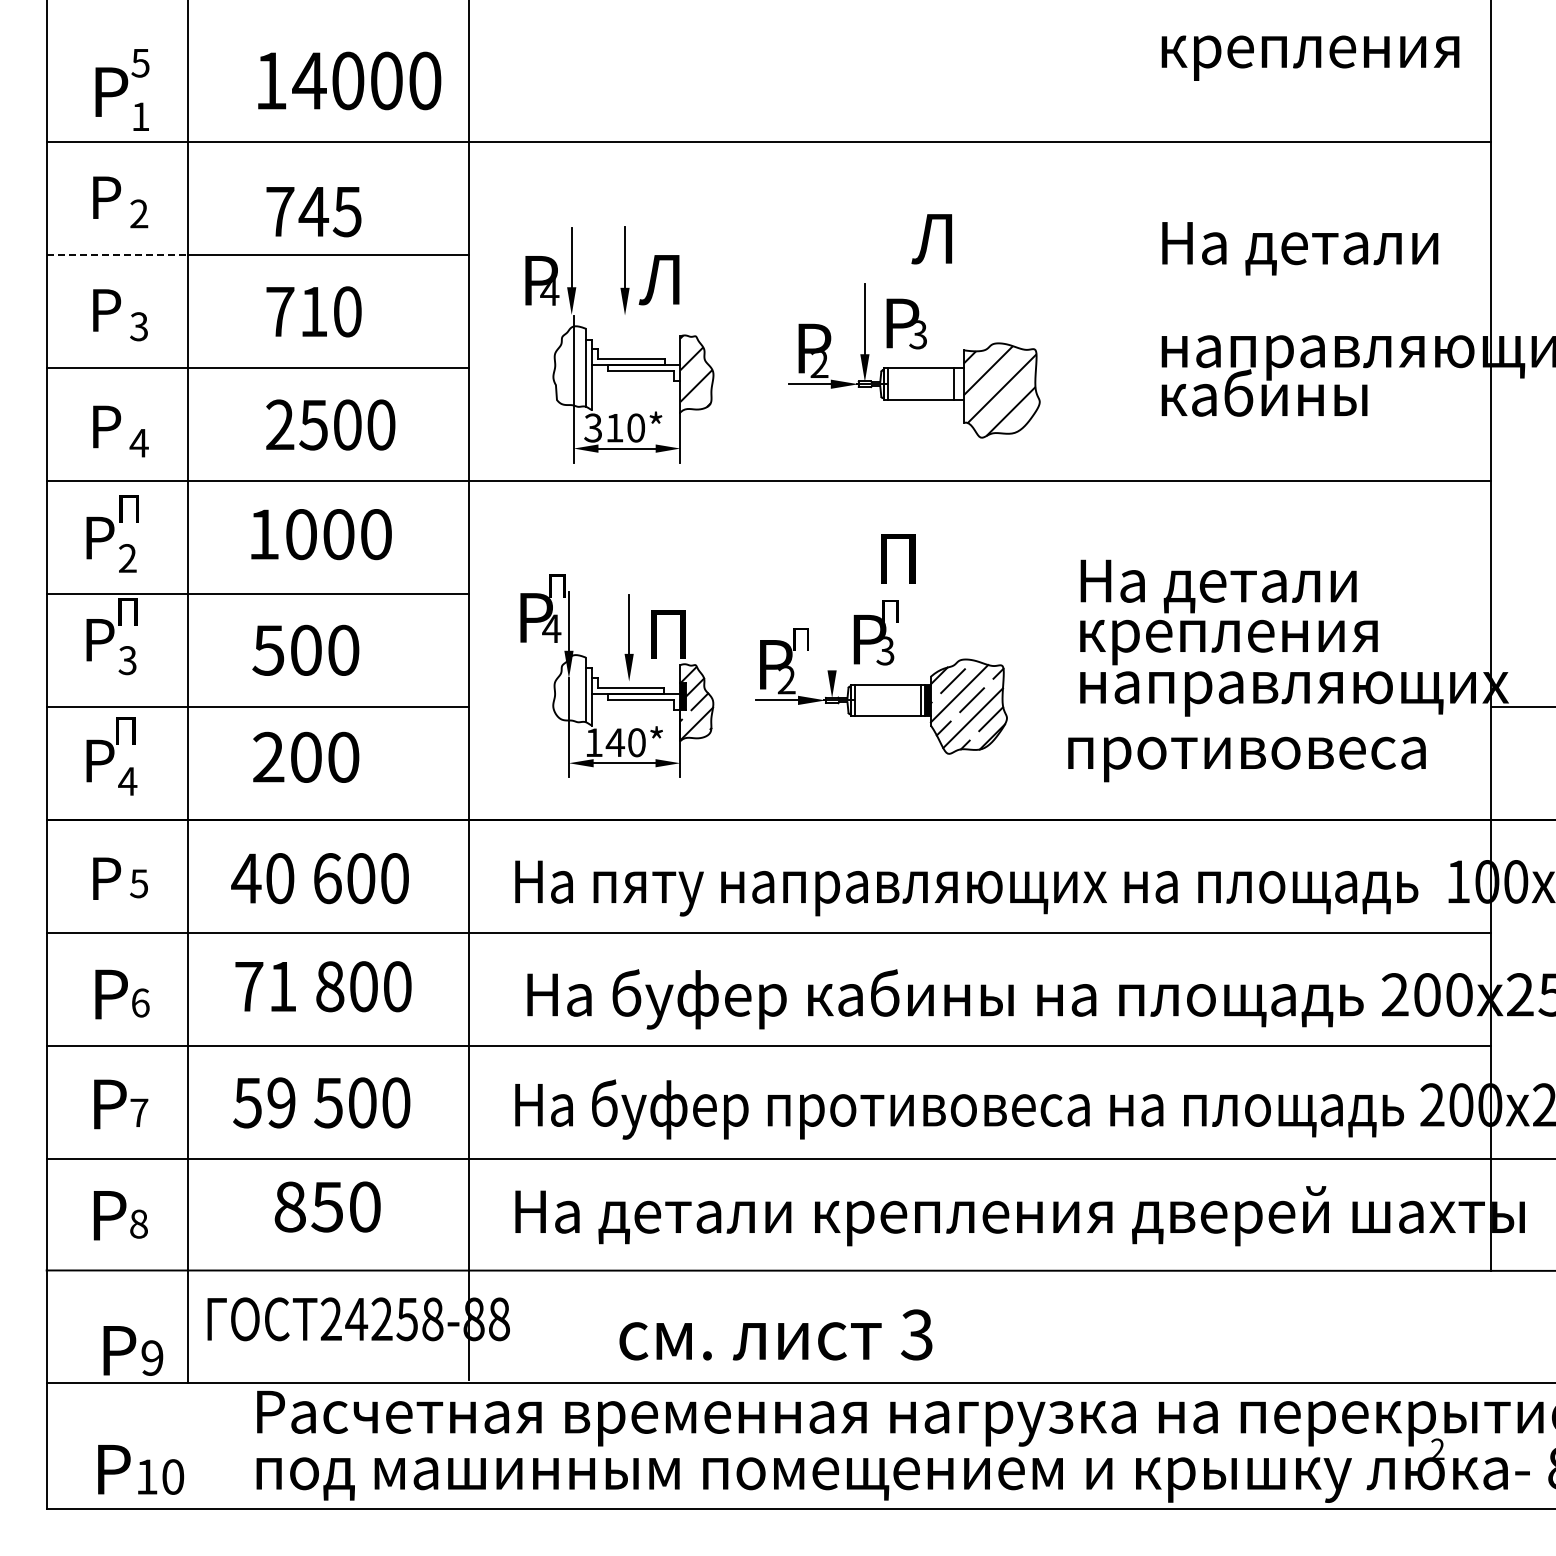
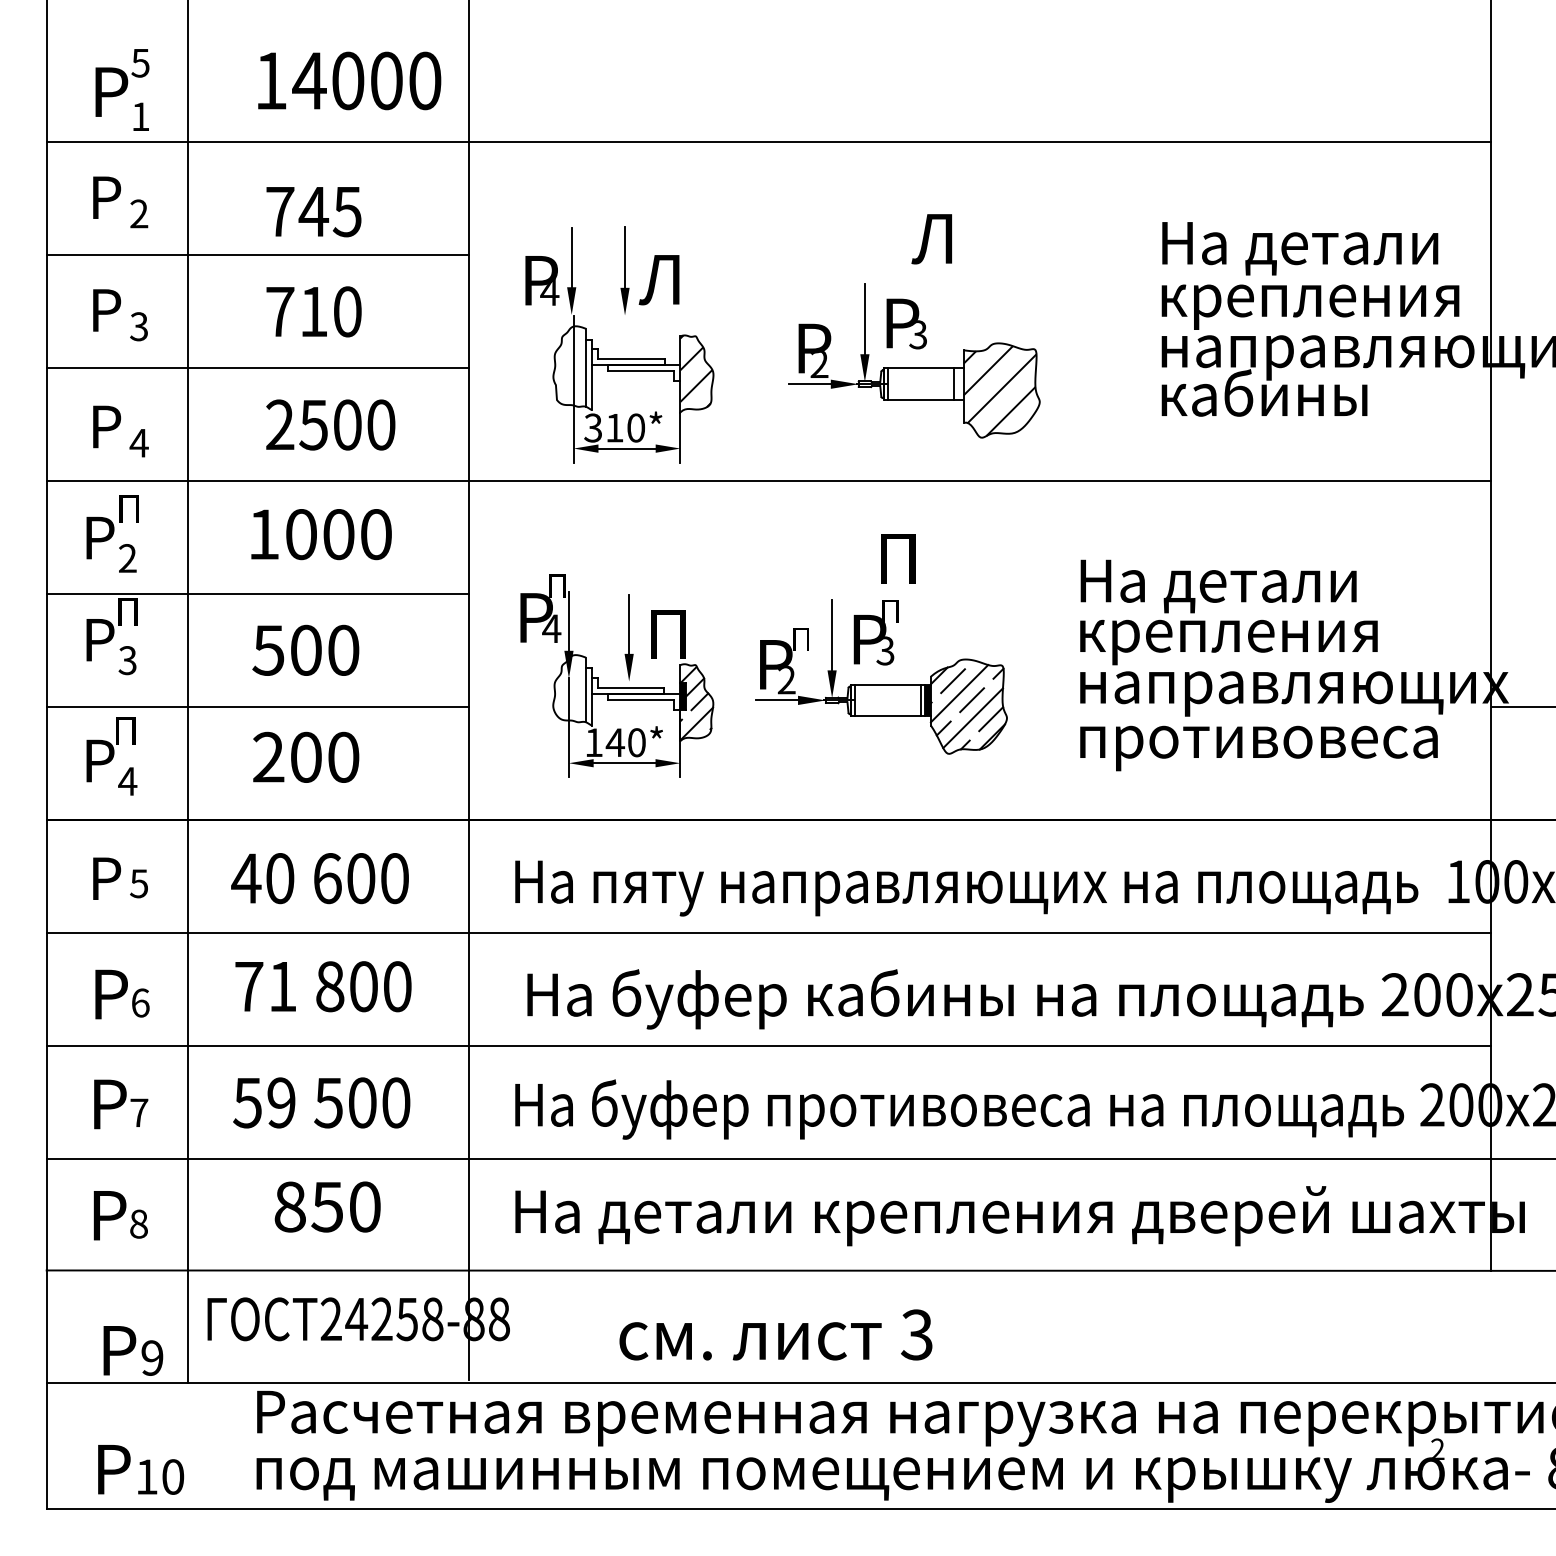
text position: (1310, 57) -> (1310, 306) (1310, 306)
line: dashed -> solid (117, 255)
line: none -> present (832, 635)
text position: (1246, 759) -> (1258, 748) (1258, 748)
